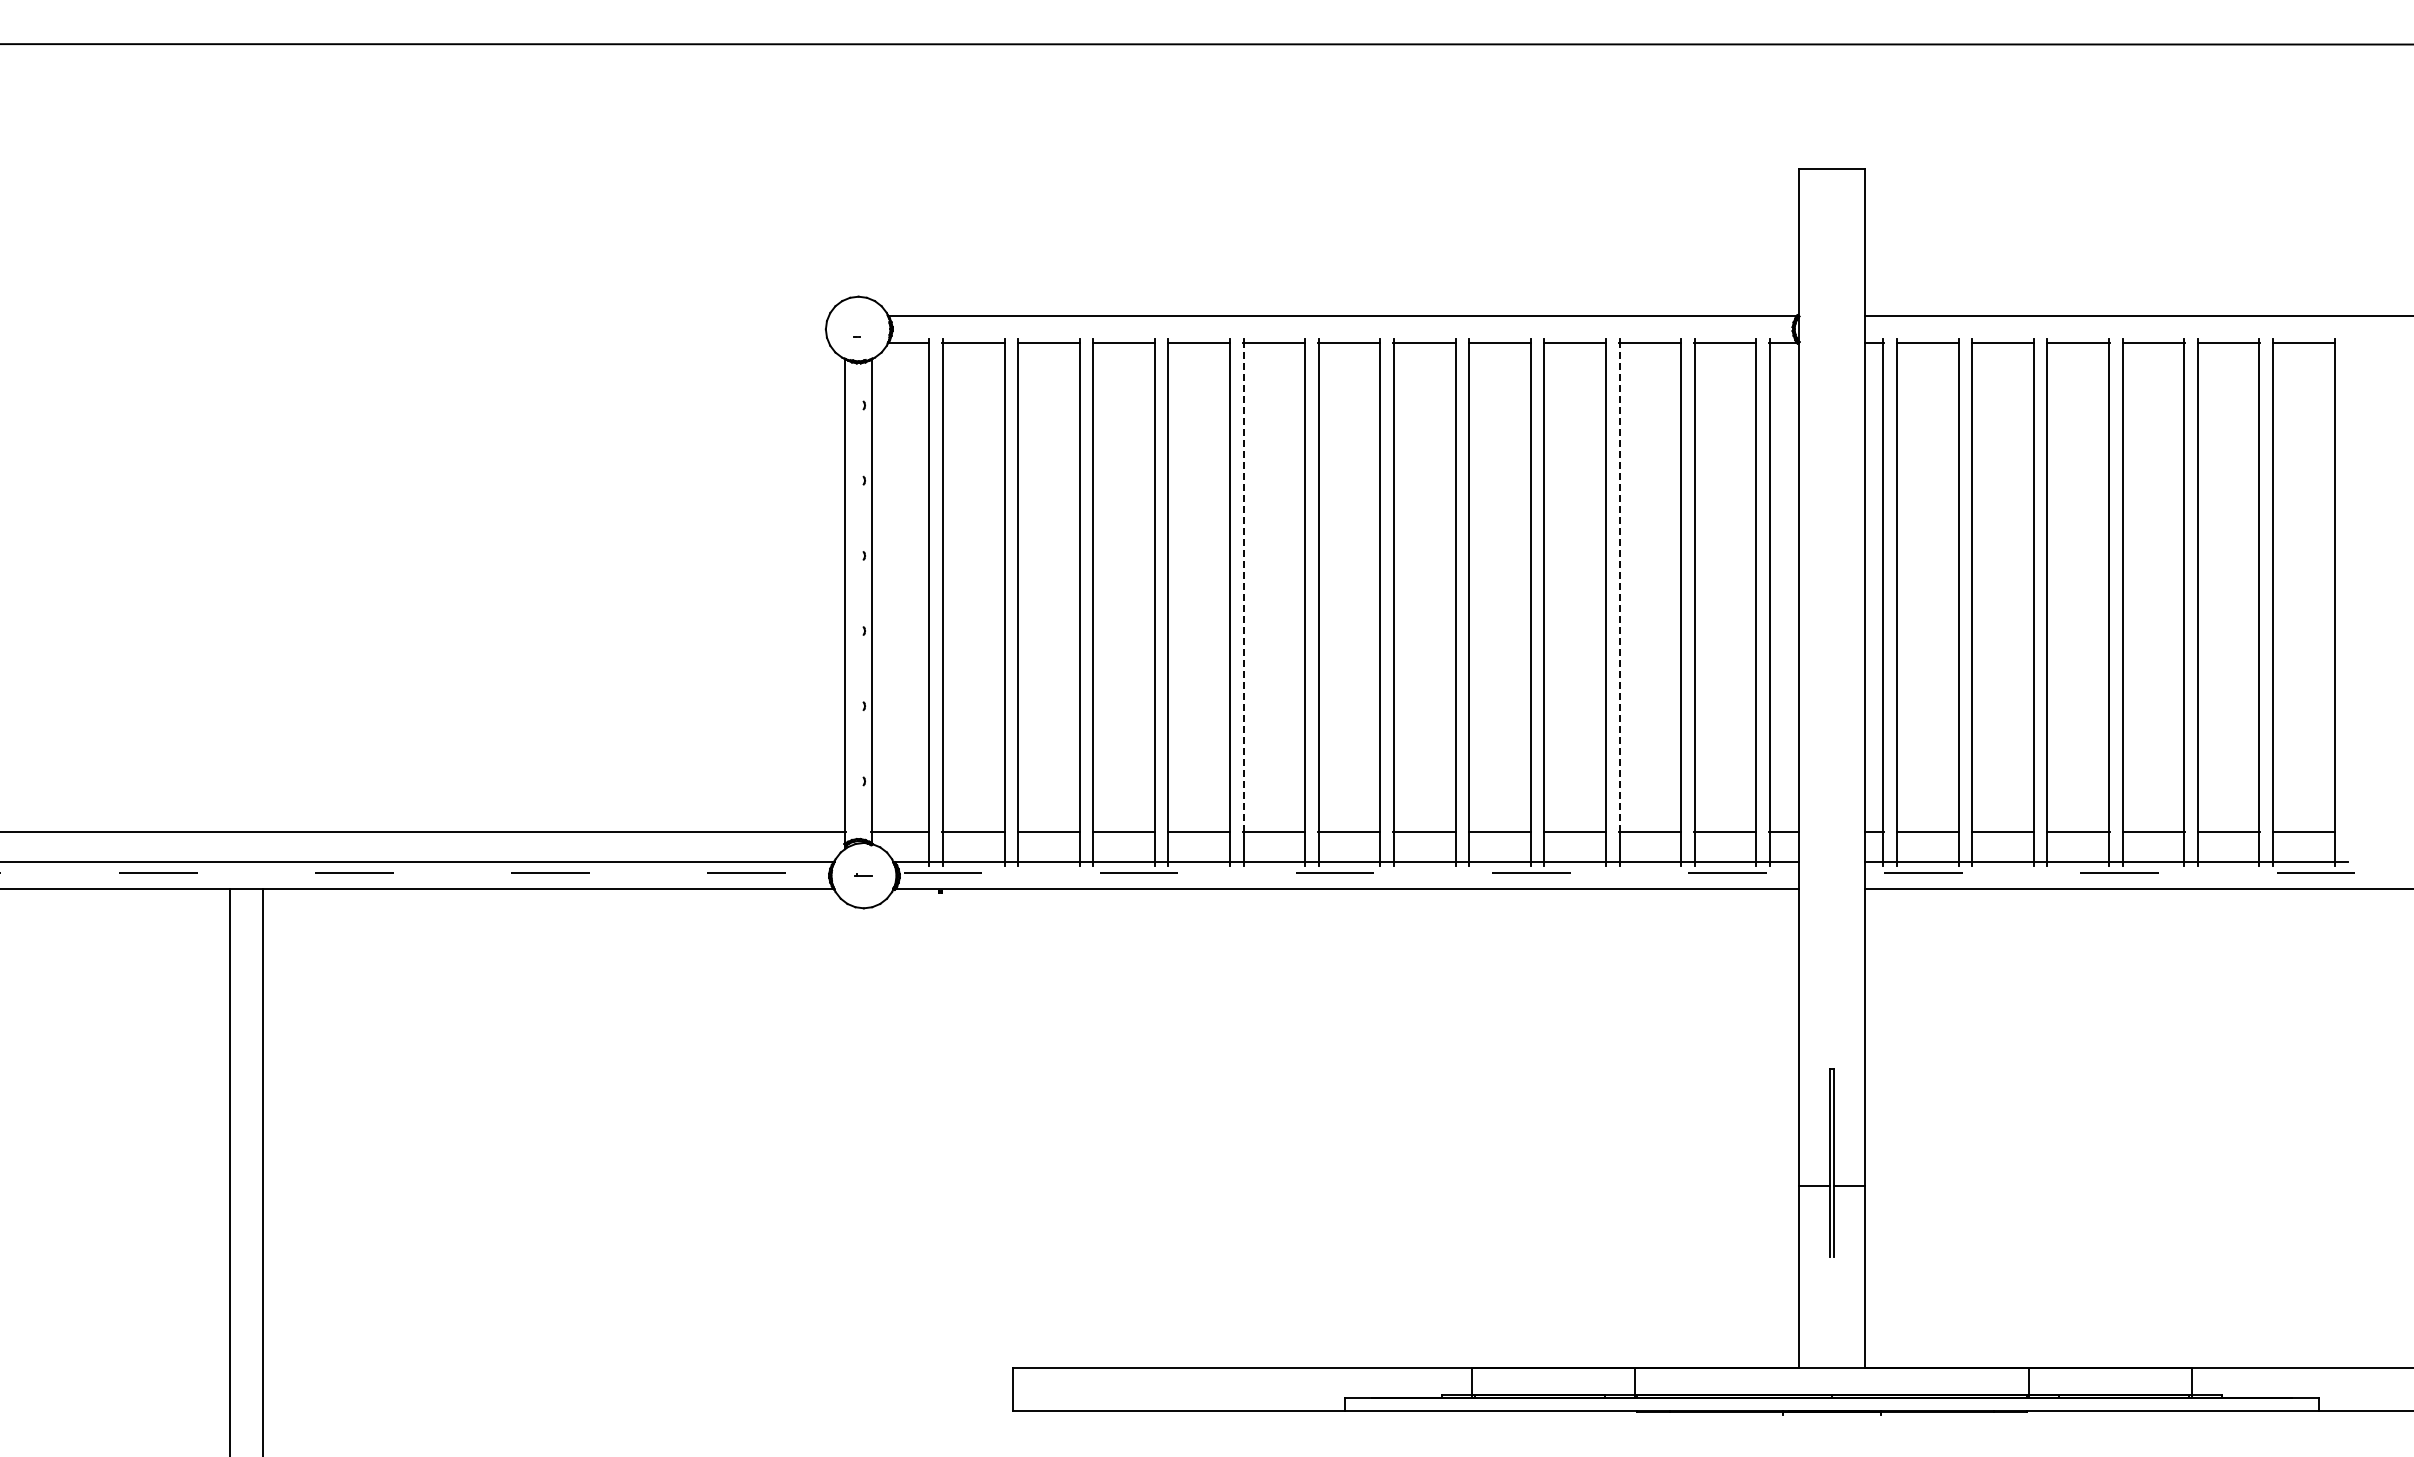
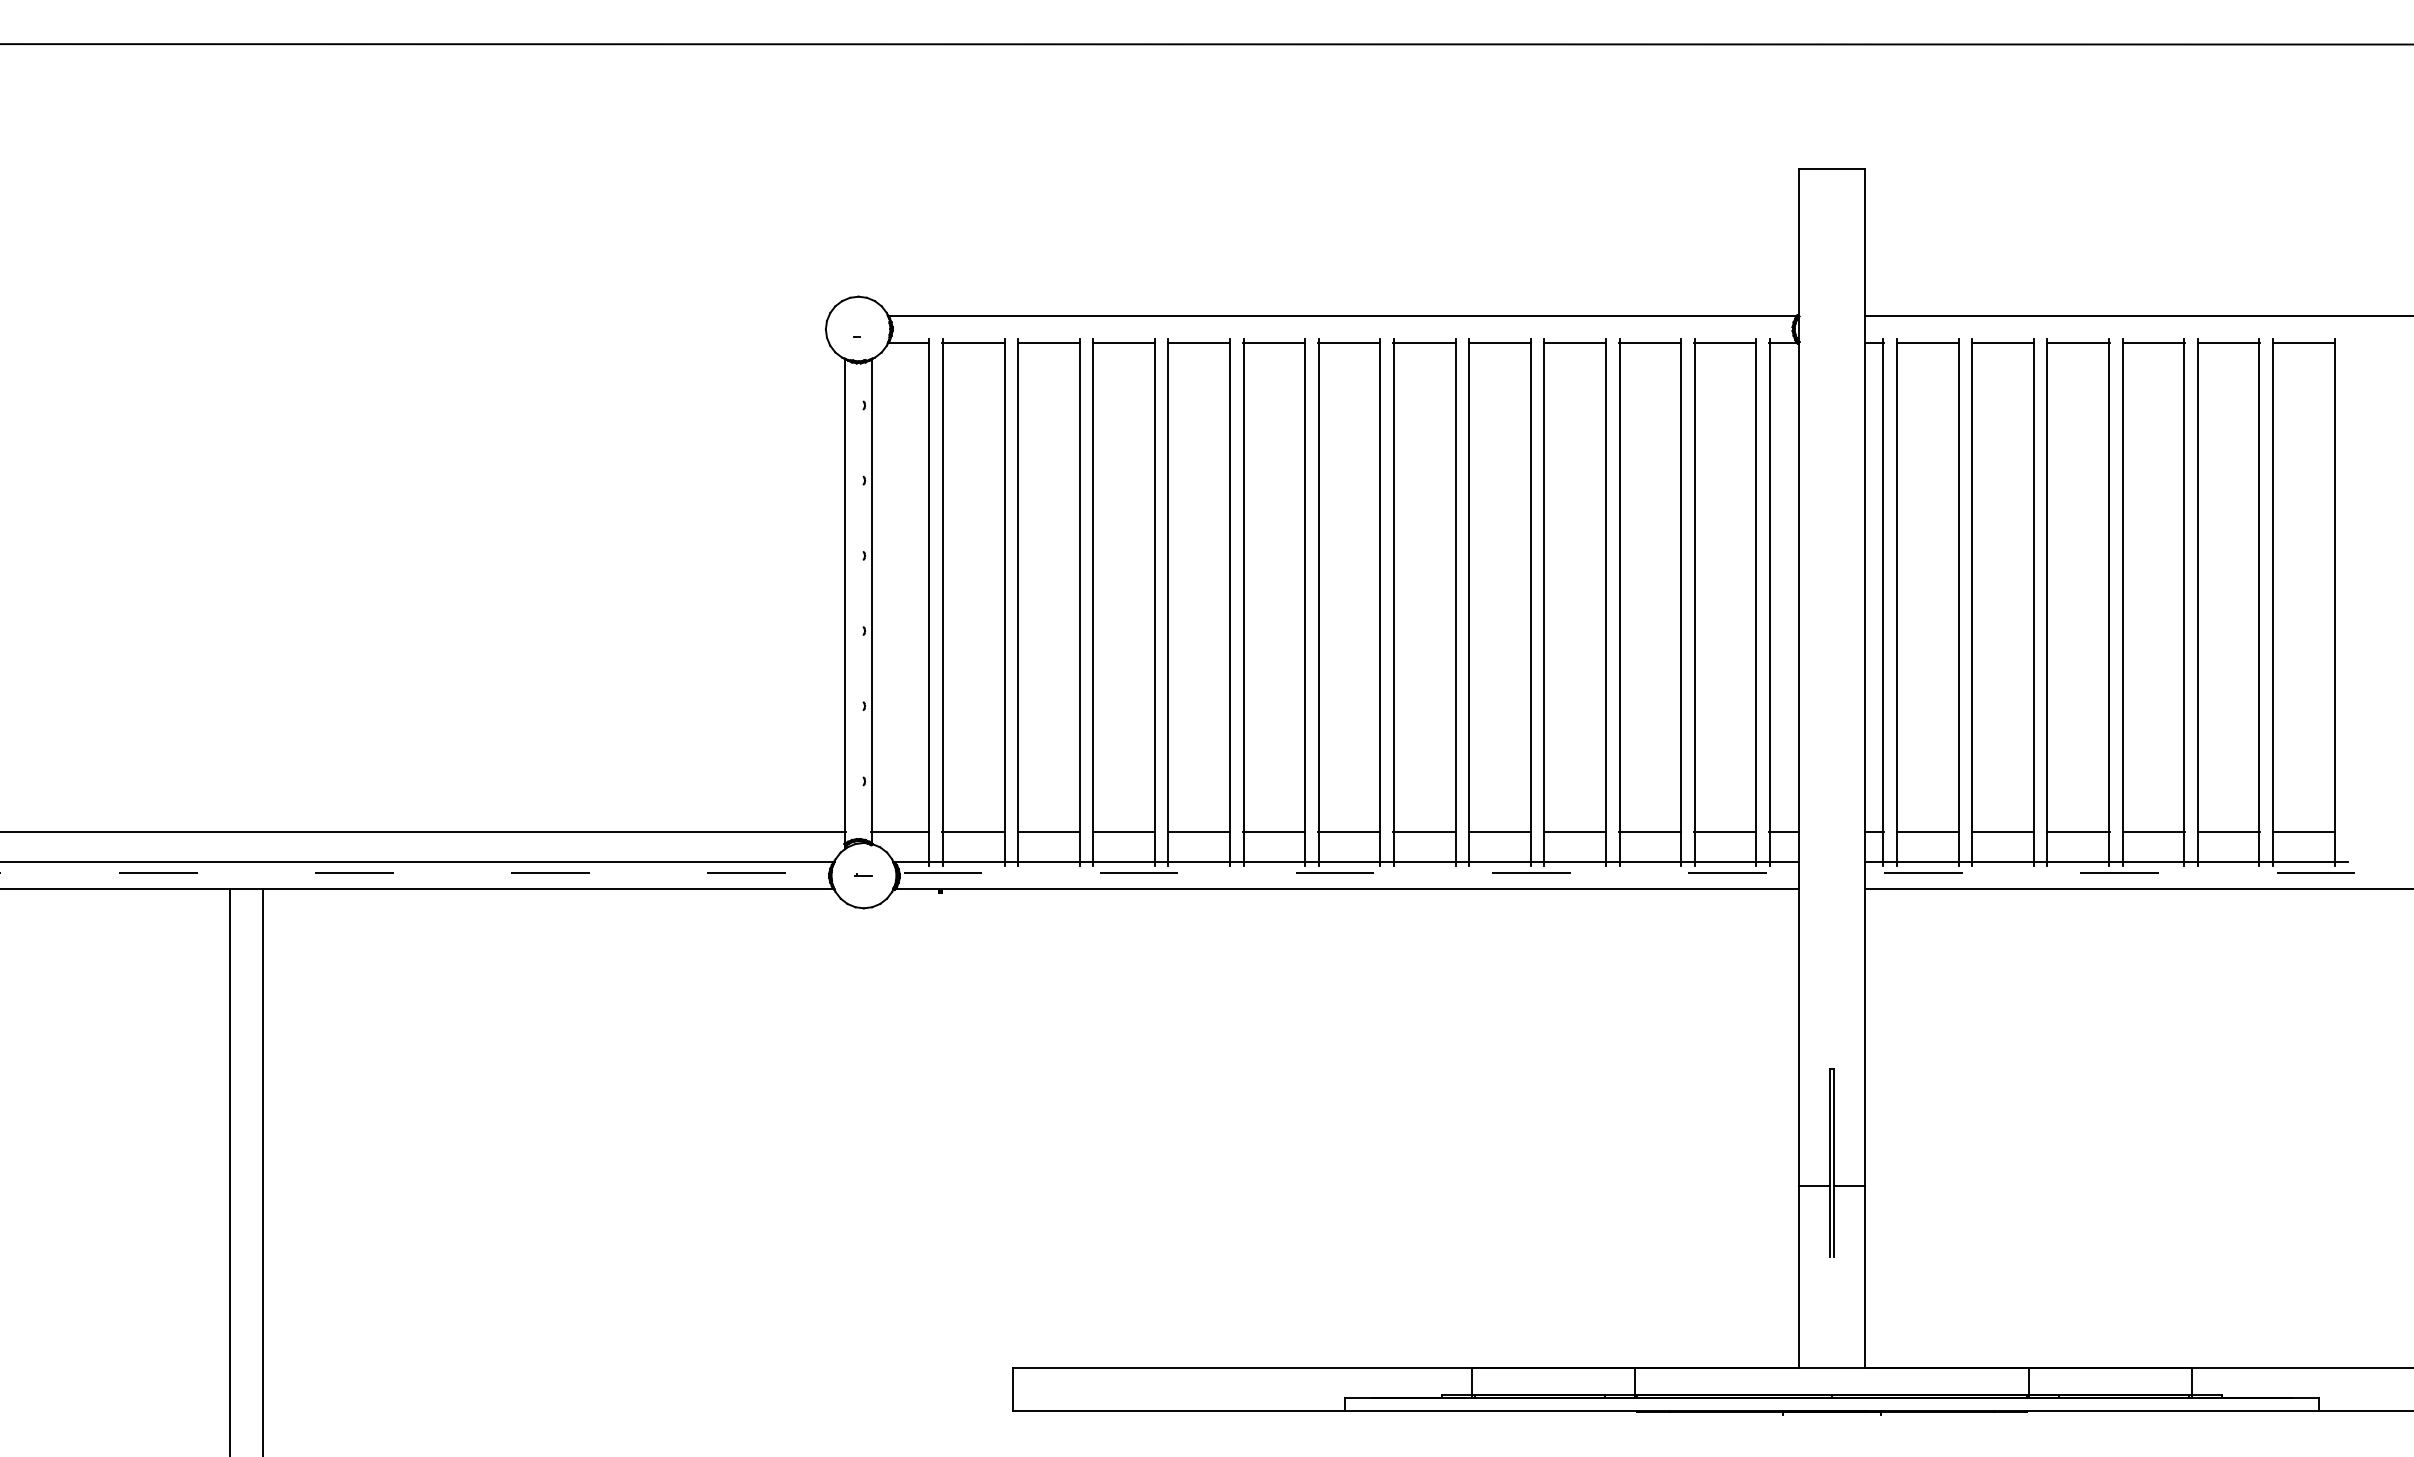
line: dashed -> solid (1243, 586)
line: dashed -> solid (1619, 586)
